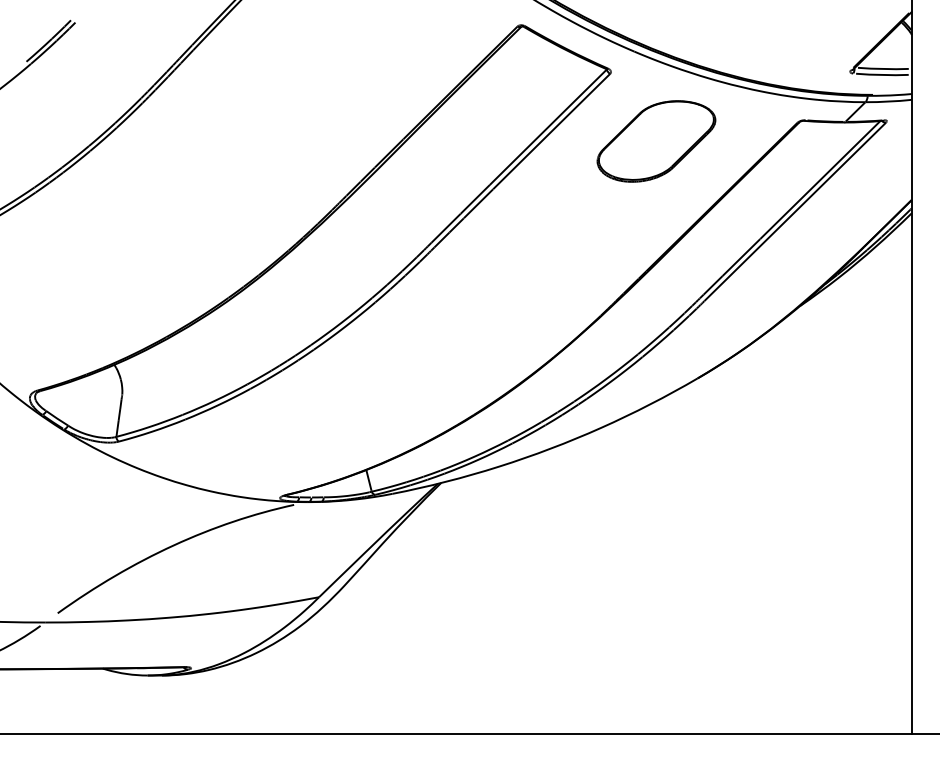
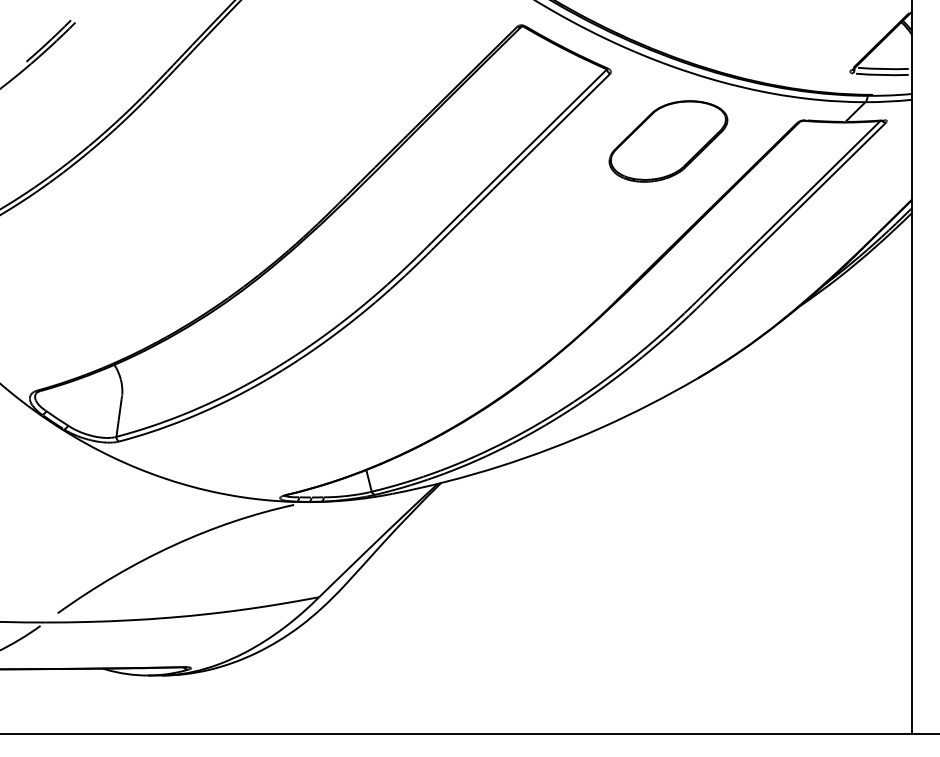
part position: (656, 141) -> (668, 141) (668, 141)
